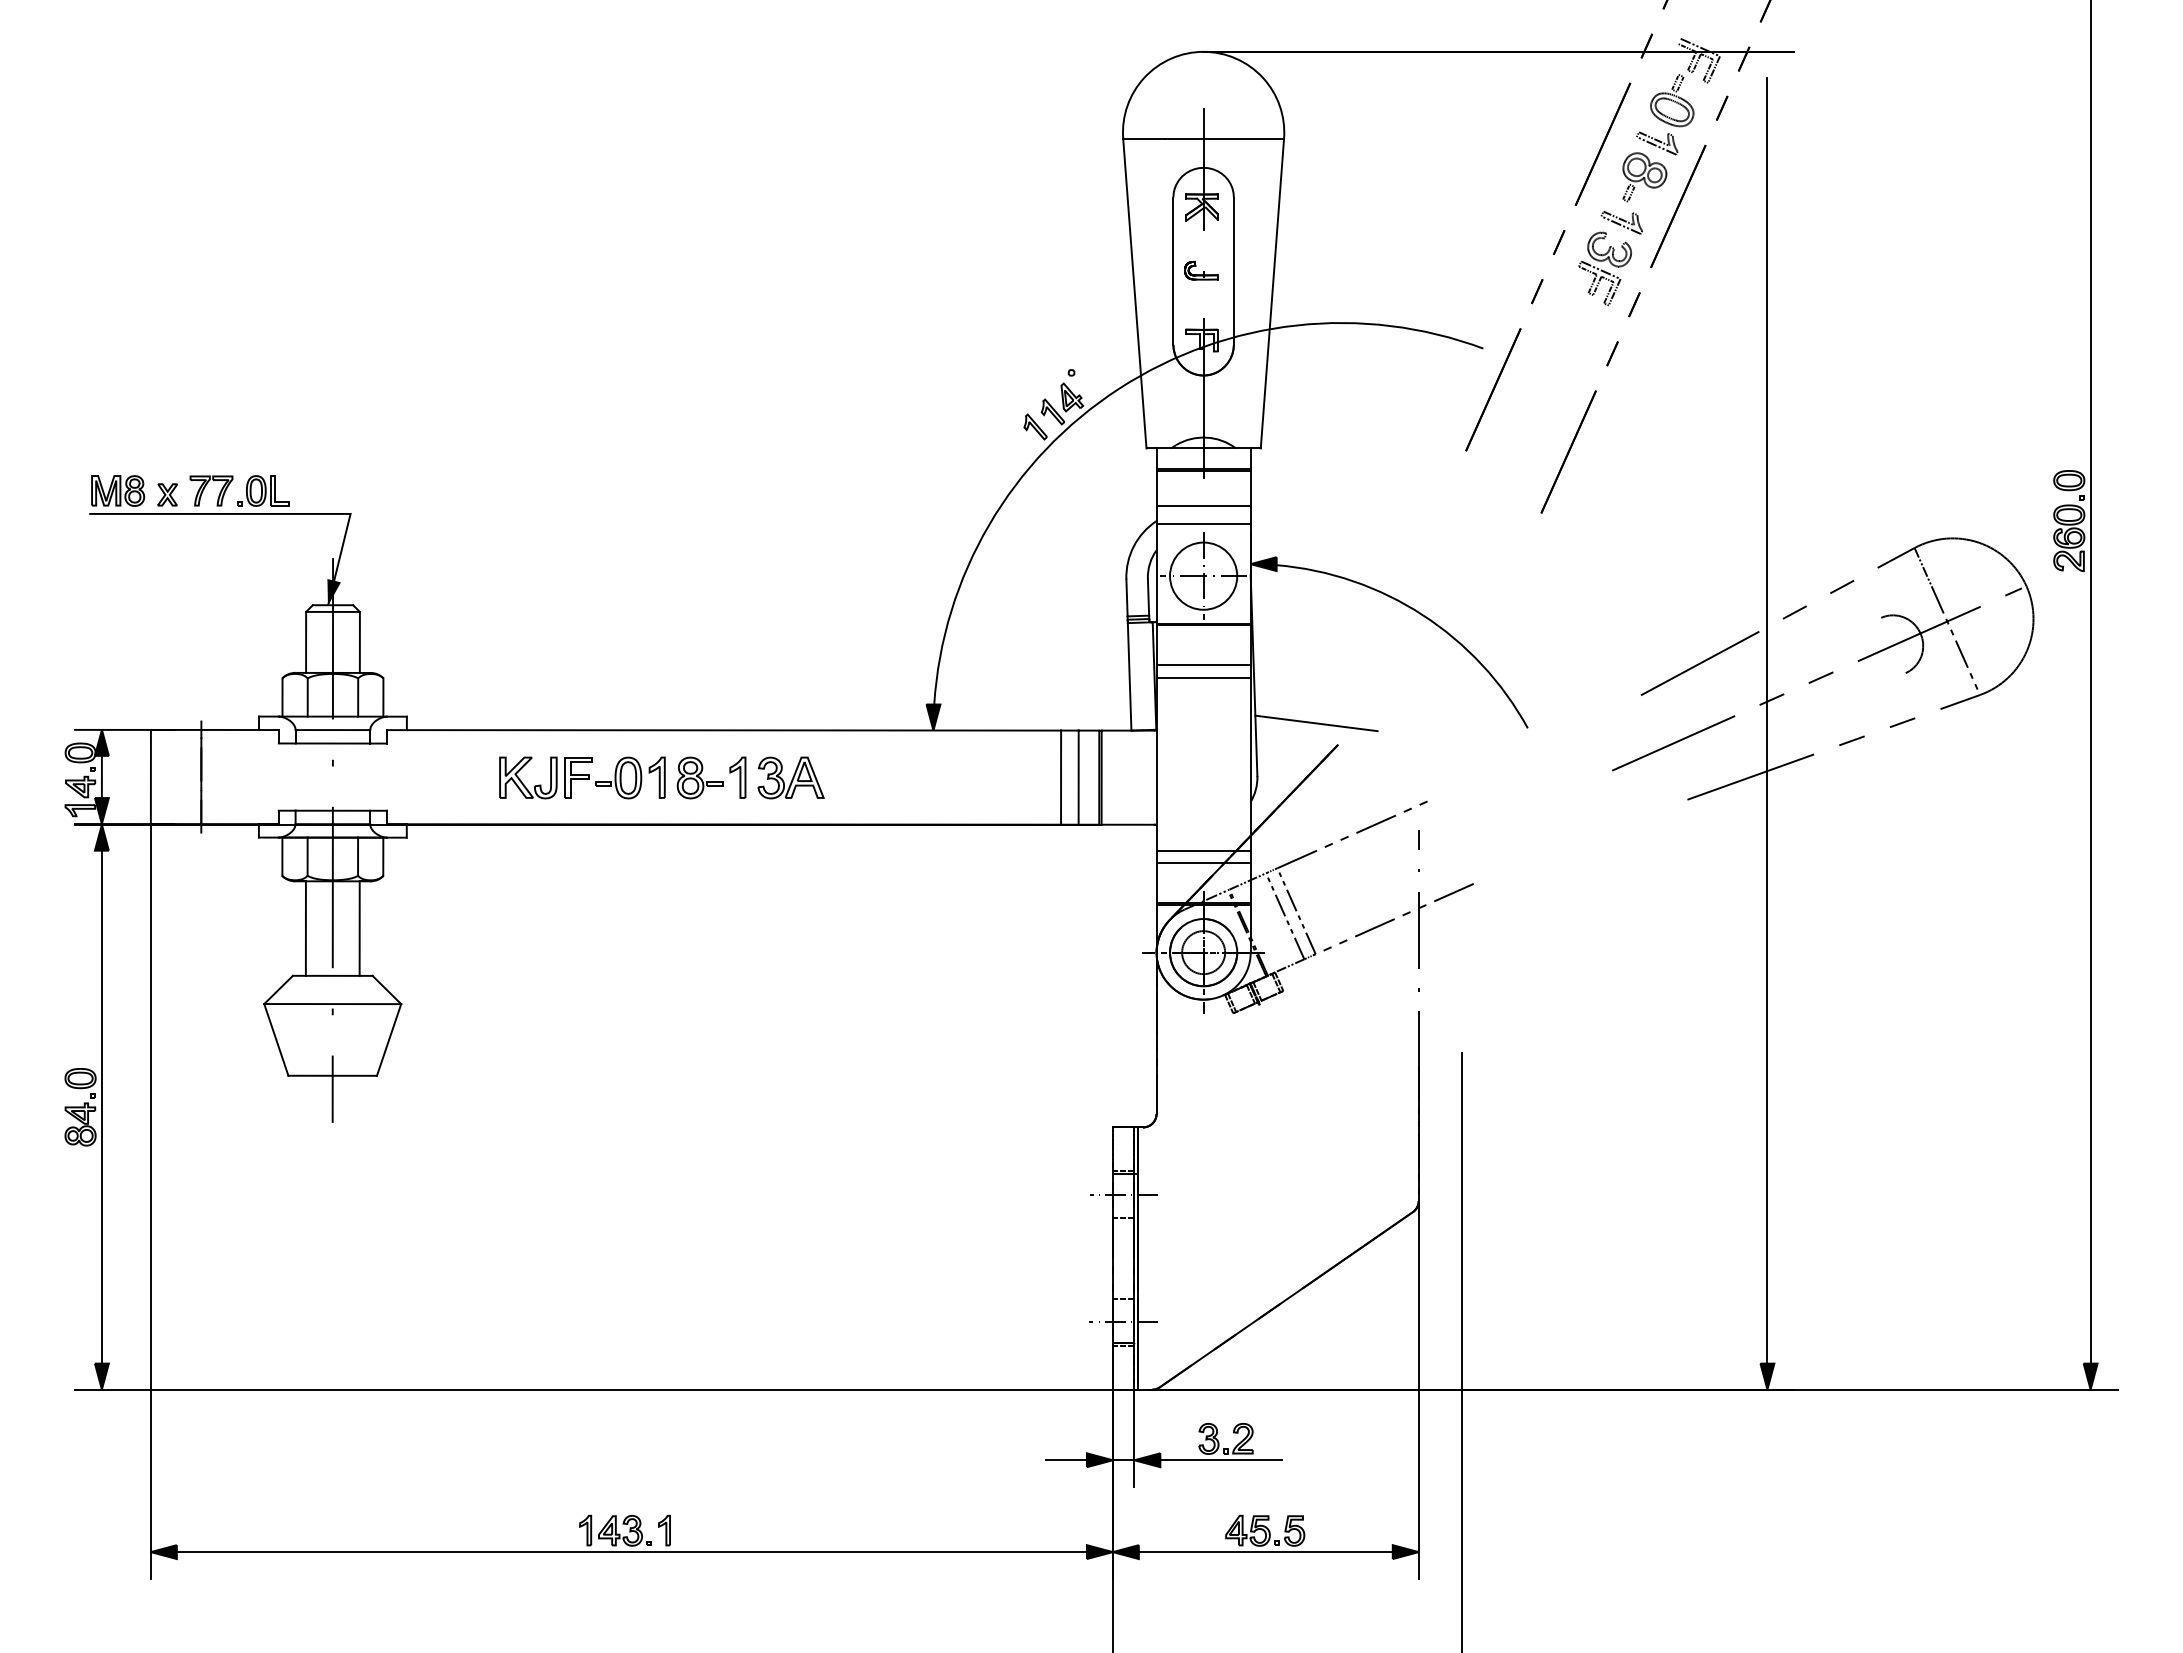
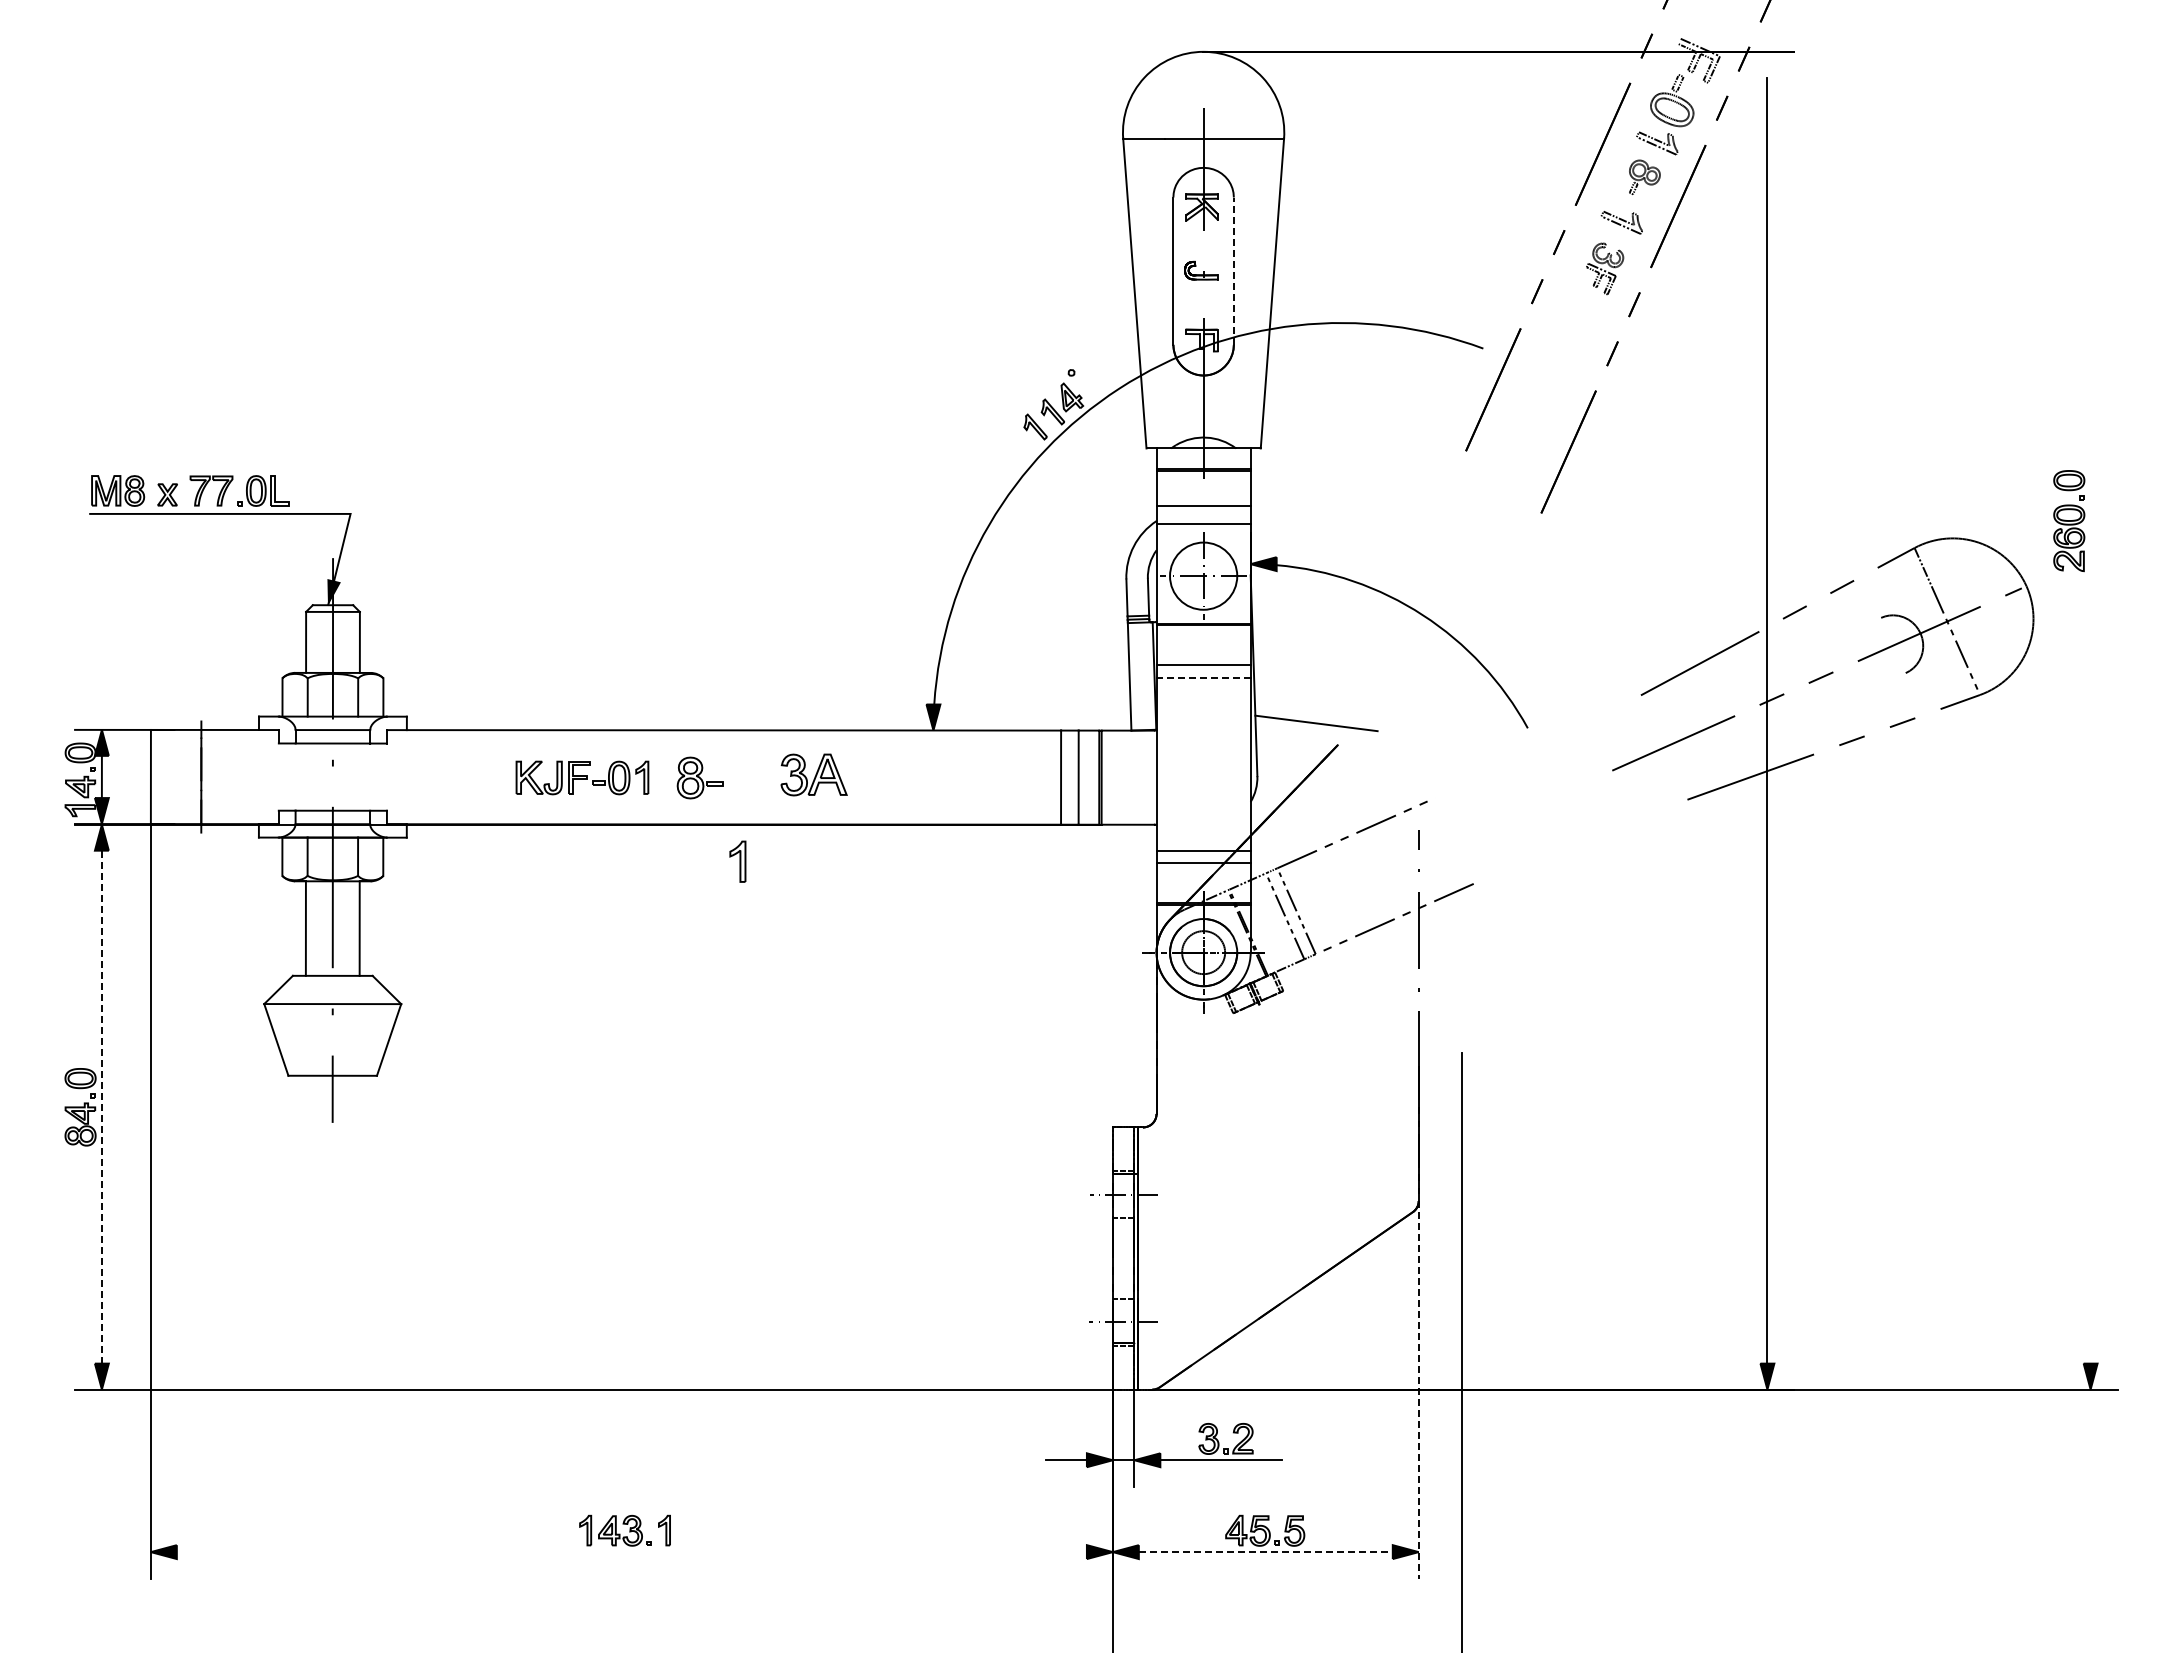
part size: 46x51 px -> 32x36 px (1644, 176)
part size: 54x76 px -> 39x54 px (1605, 268)
line: solid -> dashed (1233, 271)
line: solid -> dashed (1203, 677)
line: present -> none (2090, 682)
part size: 167x44 px -> 135x36 px (582, 777)
part position: (737, 777) -> (737, 861) (737, 861)
part position: (790, 777) -> (813, 774) (813, 774)
line: solid -> dashed (101, 1106)
line: solid -> dashed (1418, 1390)
line: present -> none (631, 1552)
line: solid -> dashed (1265, 1552)
